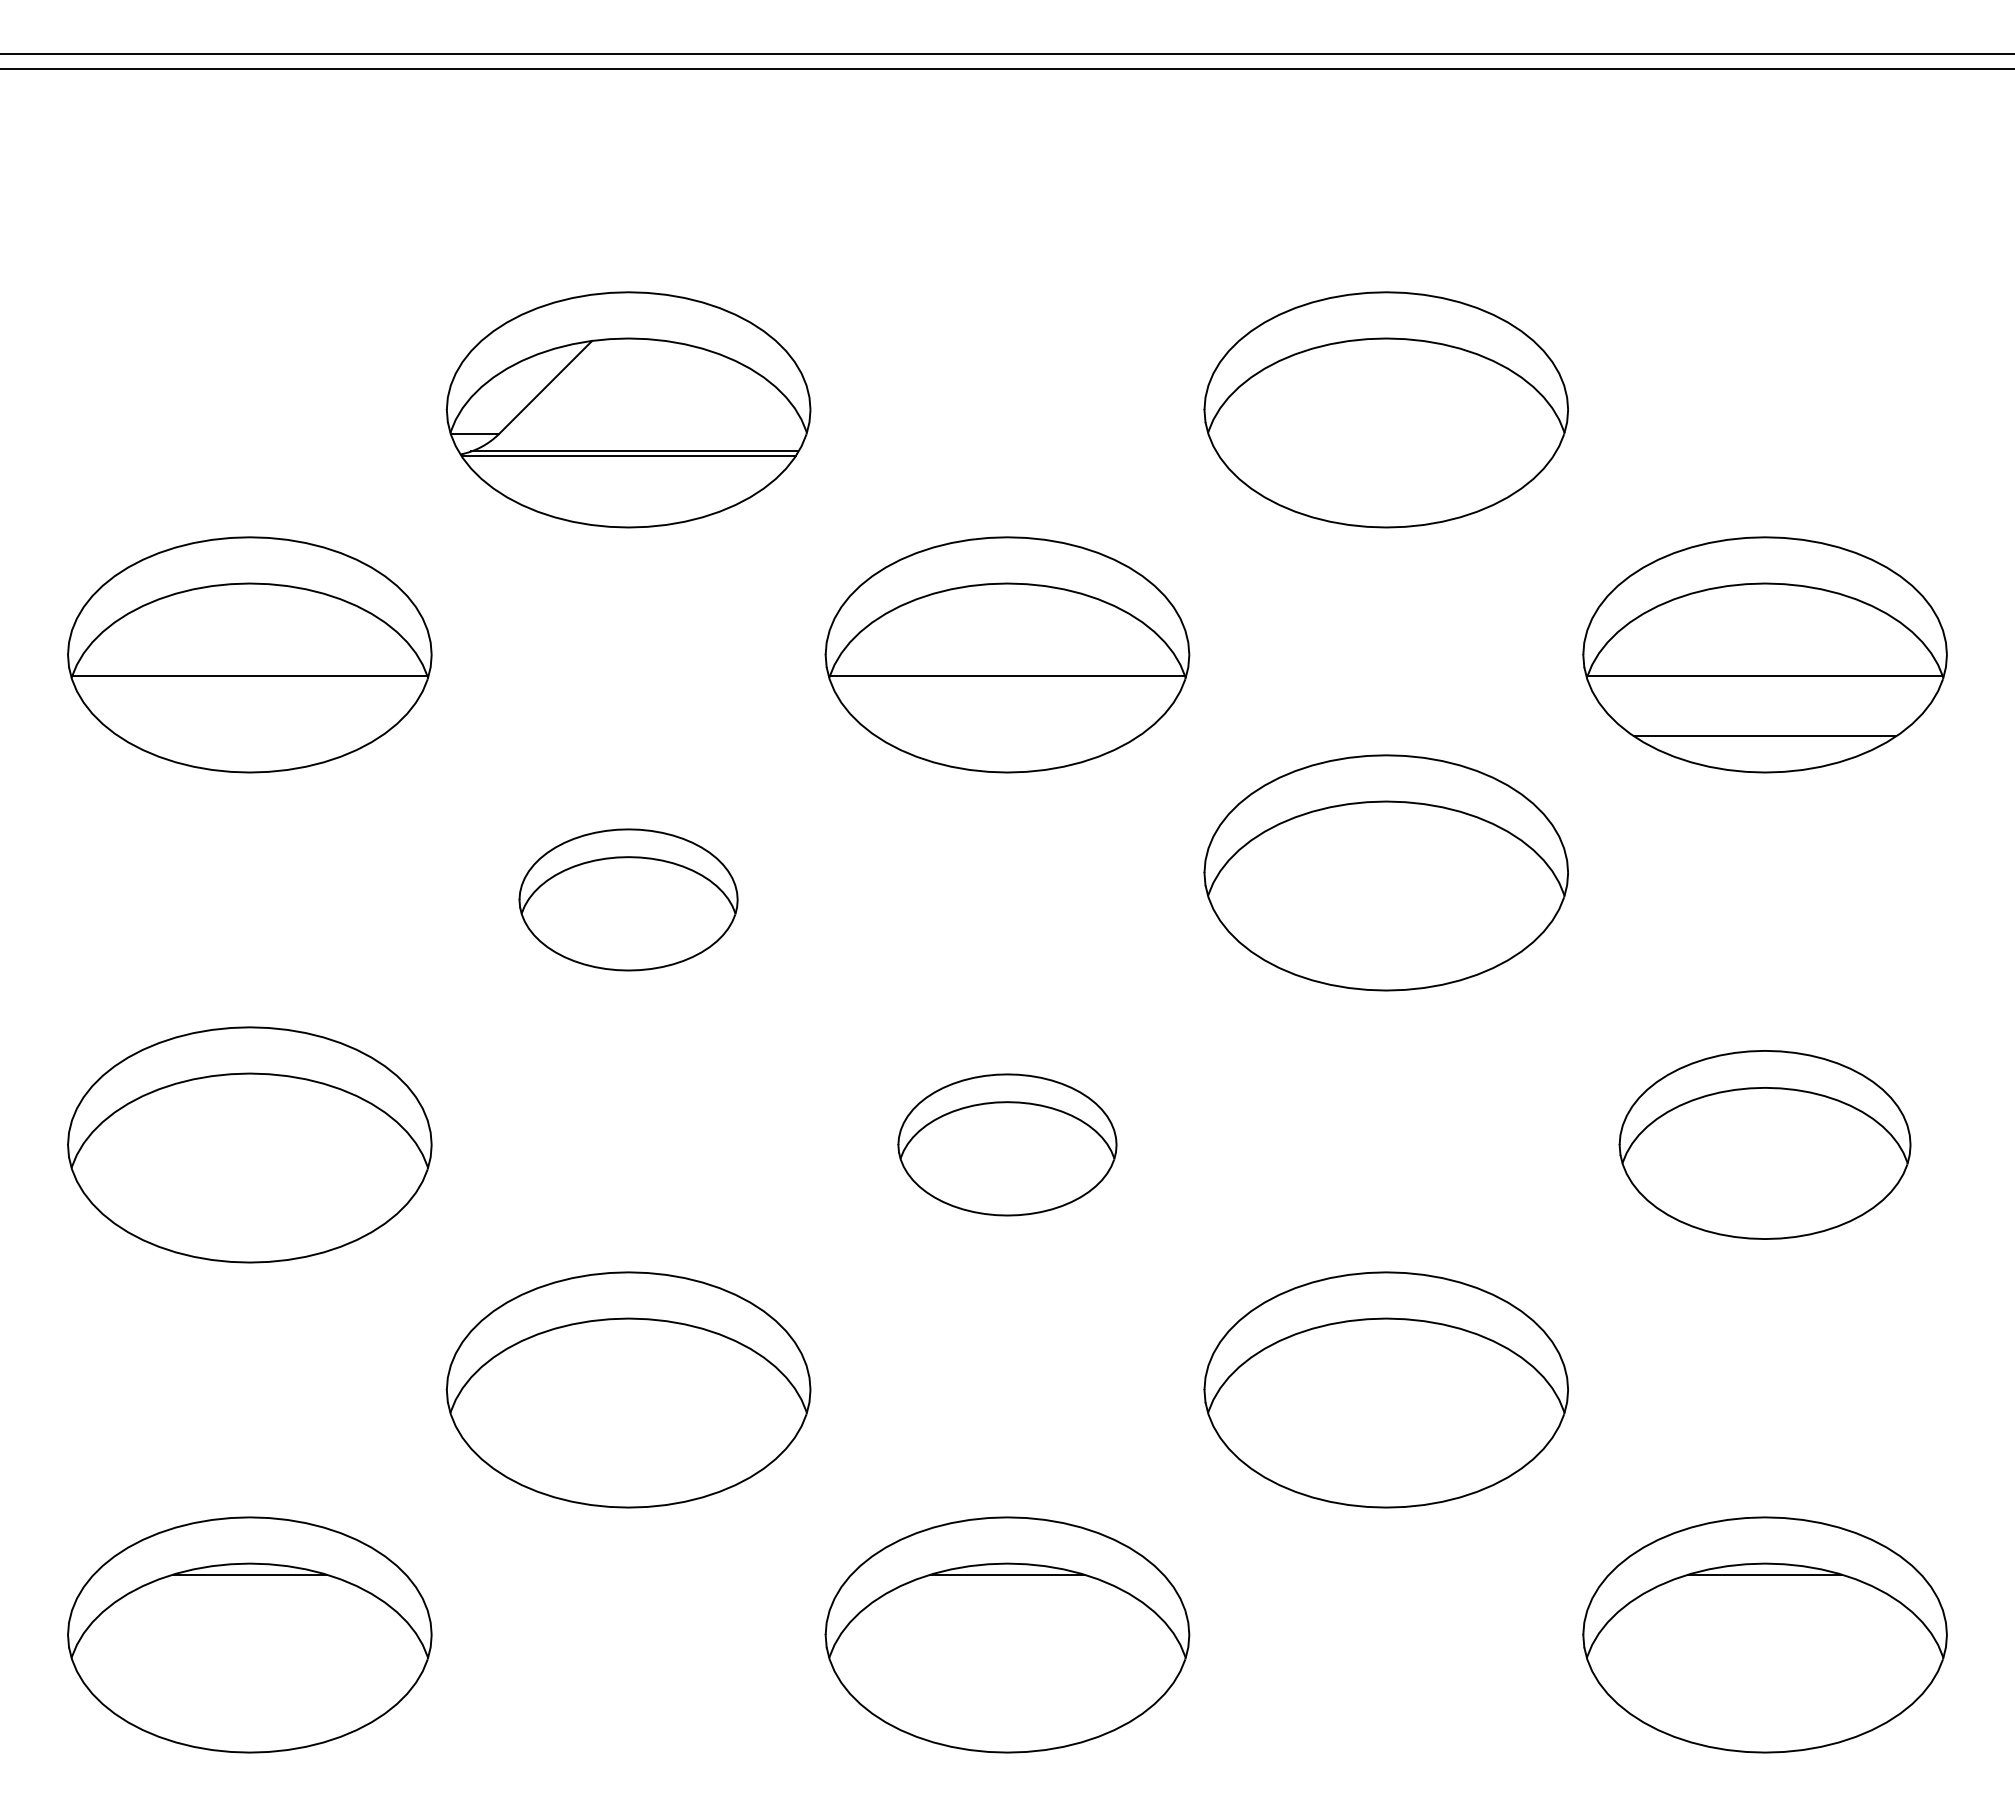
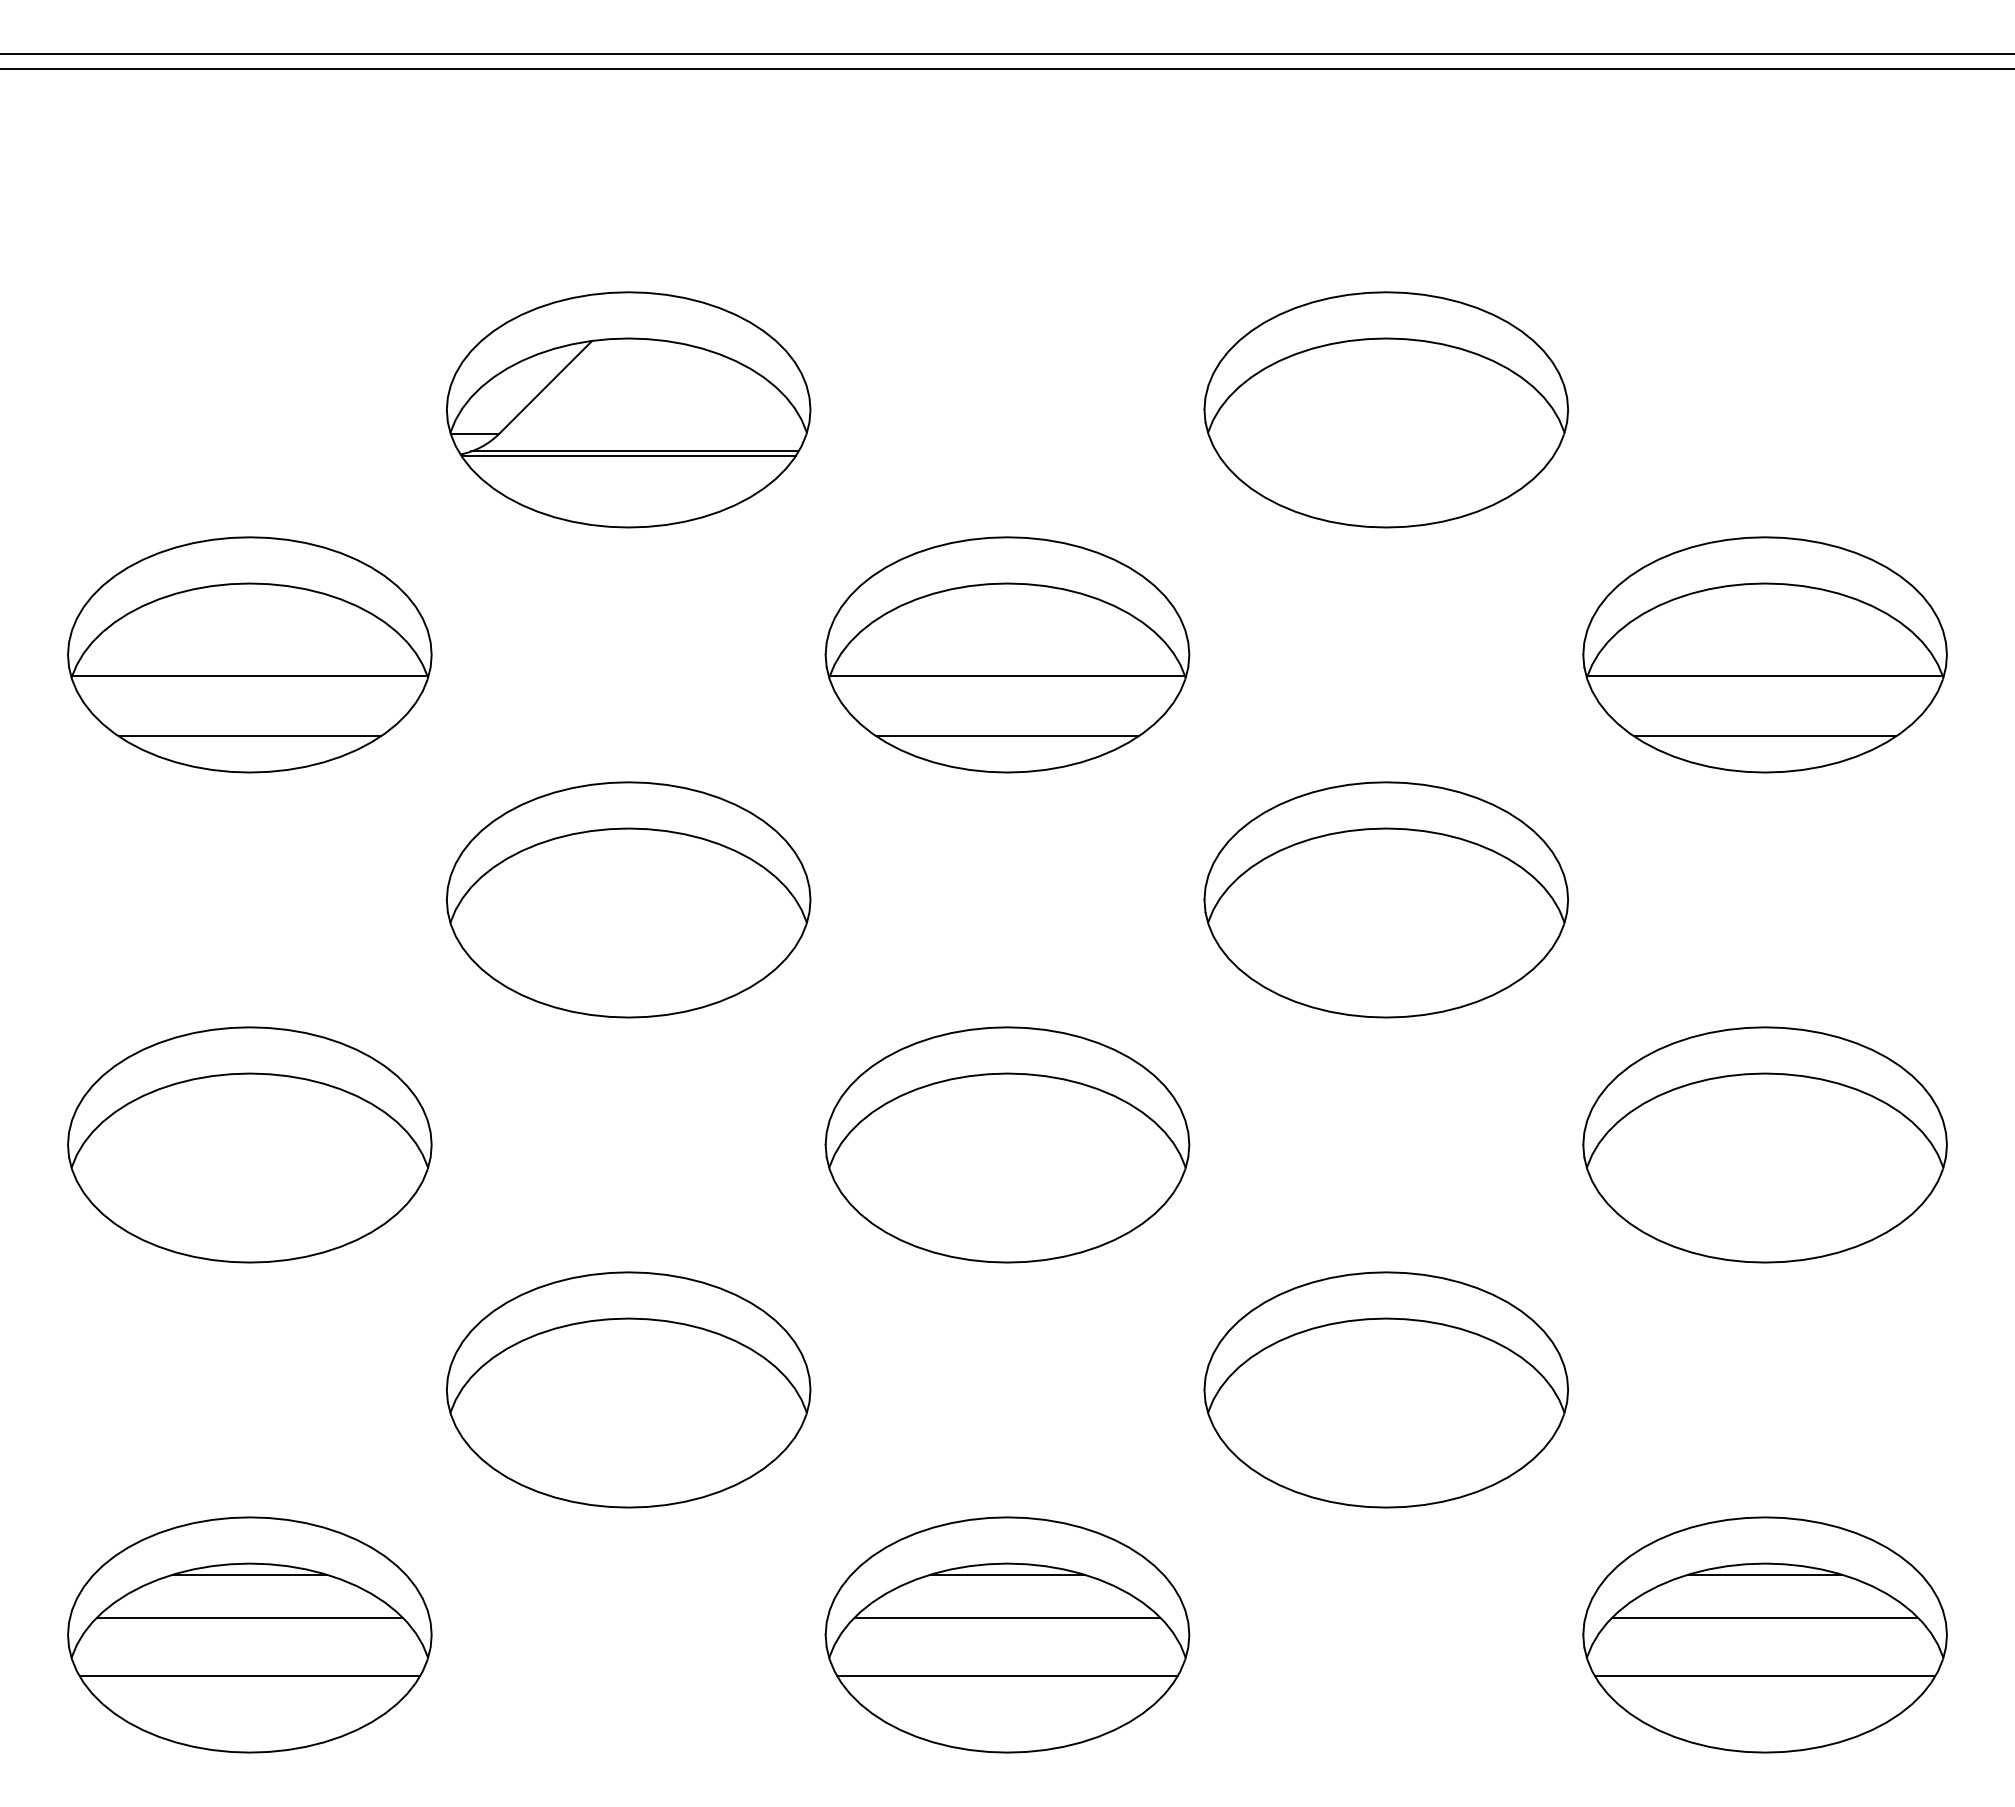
line: none -> present (249, 736)
line: none -> present (1007, 736)
part position: (1385, 872) -> (1385, 899) (1385, 899)
part size: 221x144 px -> 367x238 px (628, 899)
part size: 221x144 px -> 367x238 px (1007, 1144)
part size: 294x190 px -> 366x238 px (1764, 1144)
line: none -> present (249, 1617)
line: none -> present (1007, 1617)
line: none -> present (1764, 1617)
line: none -> present (249, 1675)
line: none -> present (1007, 1675)
line: none -> present (1764, 1675)
